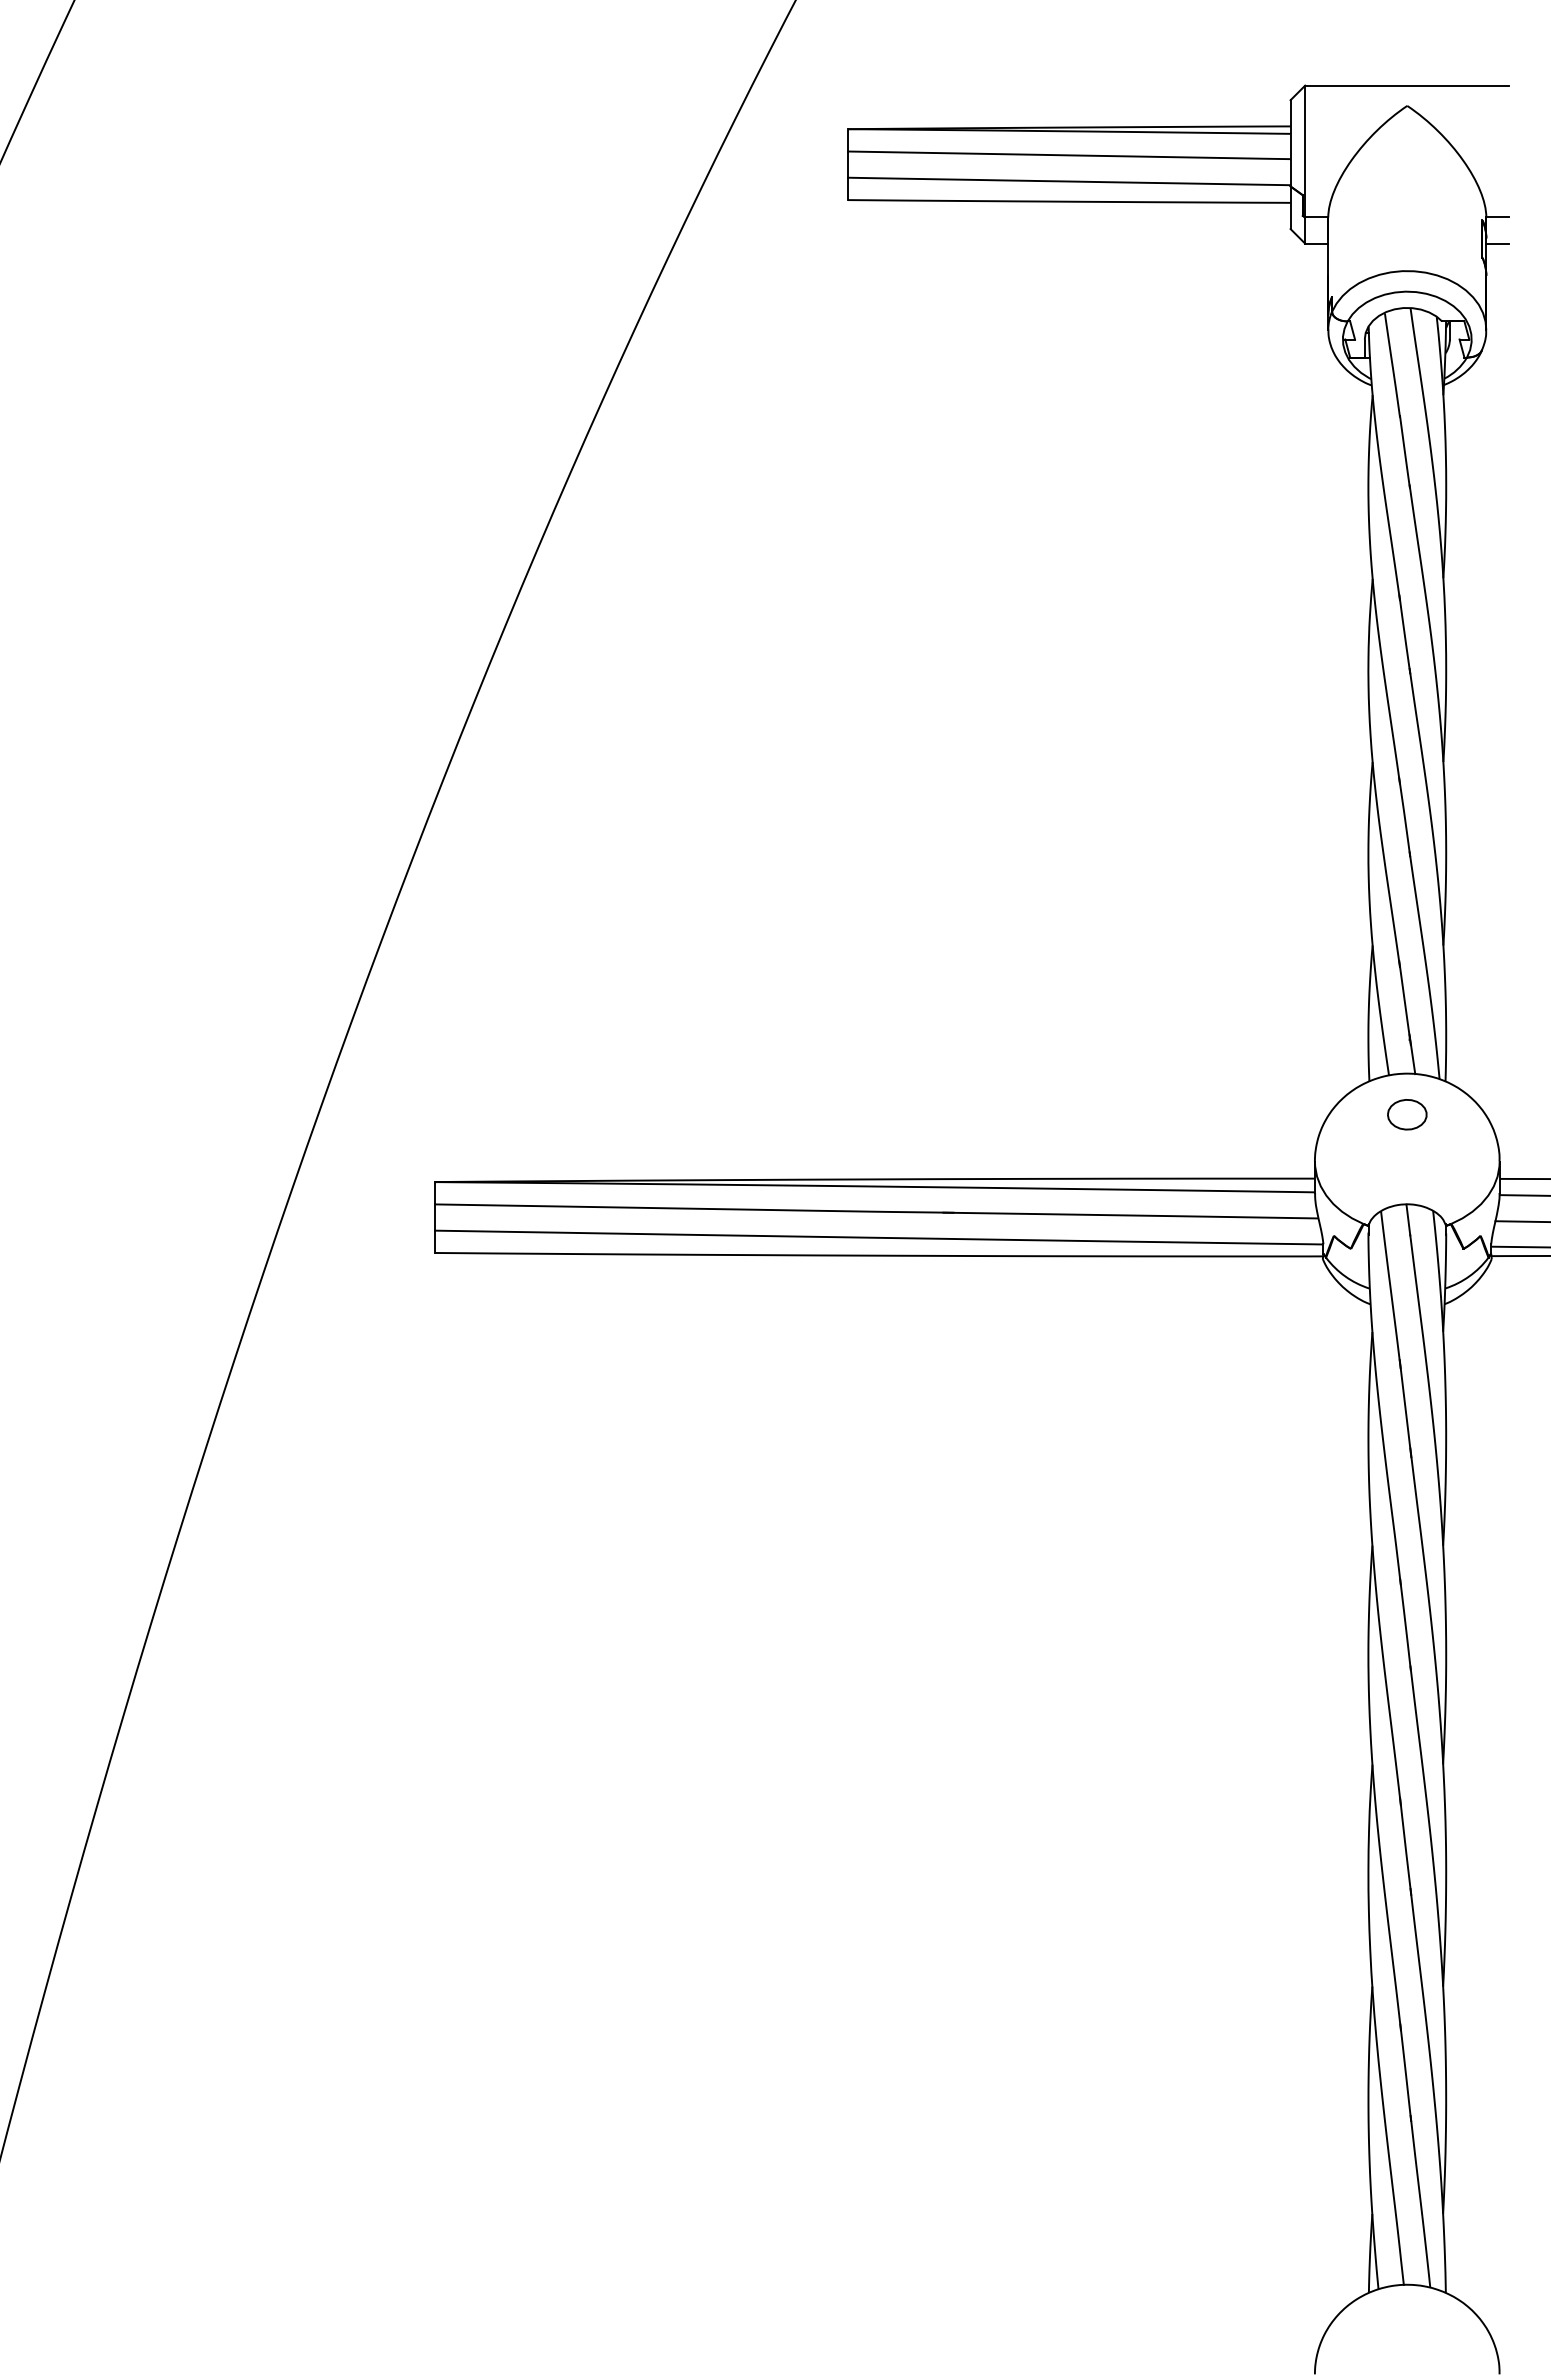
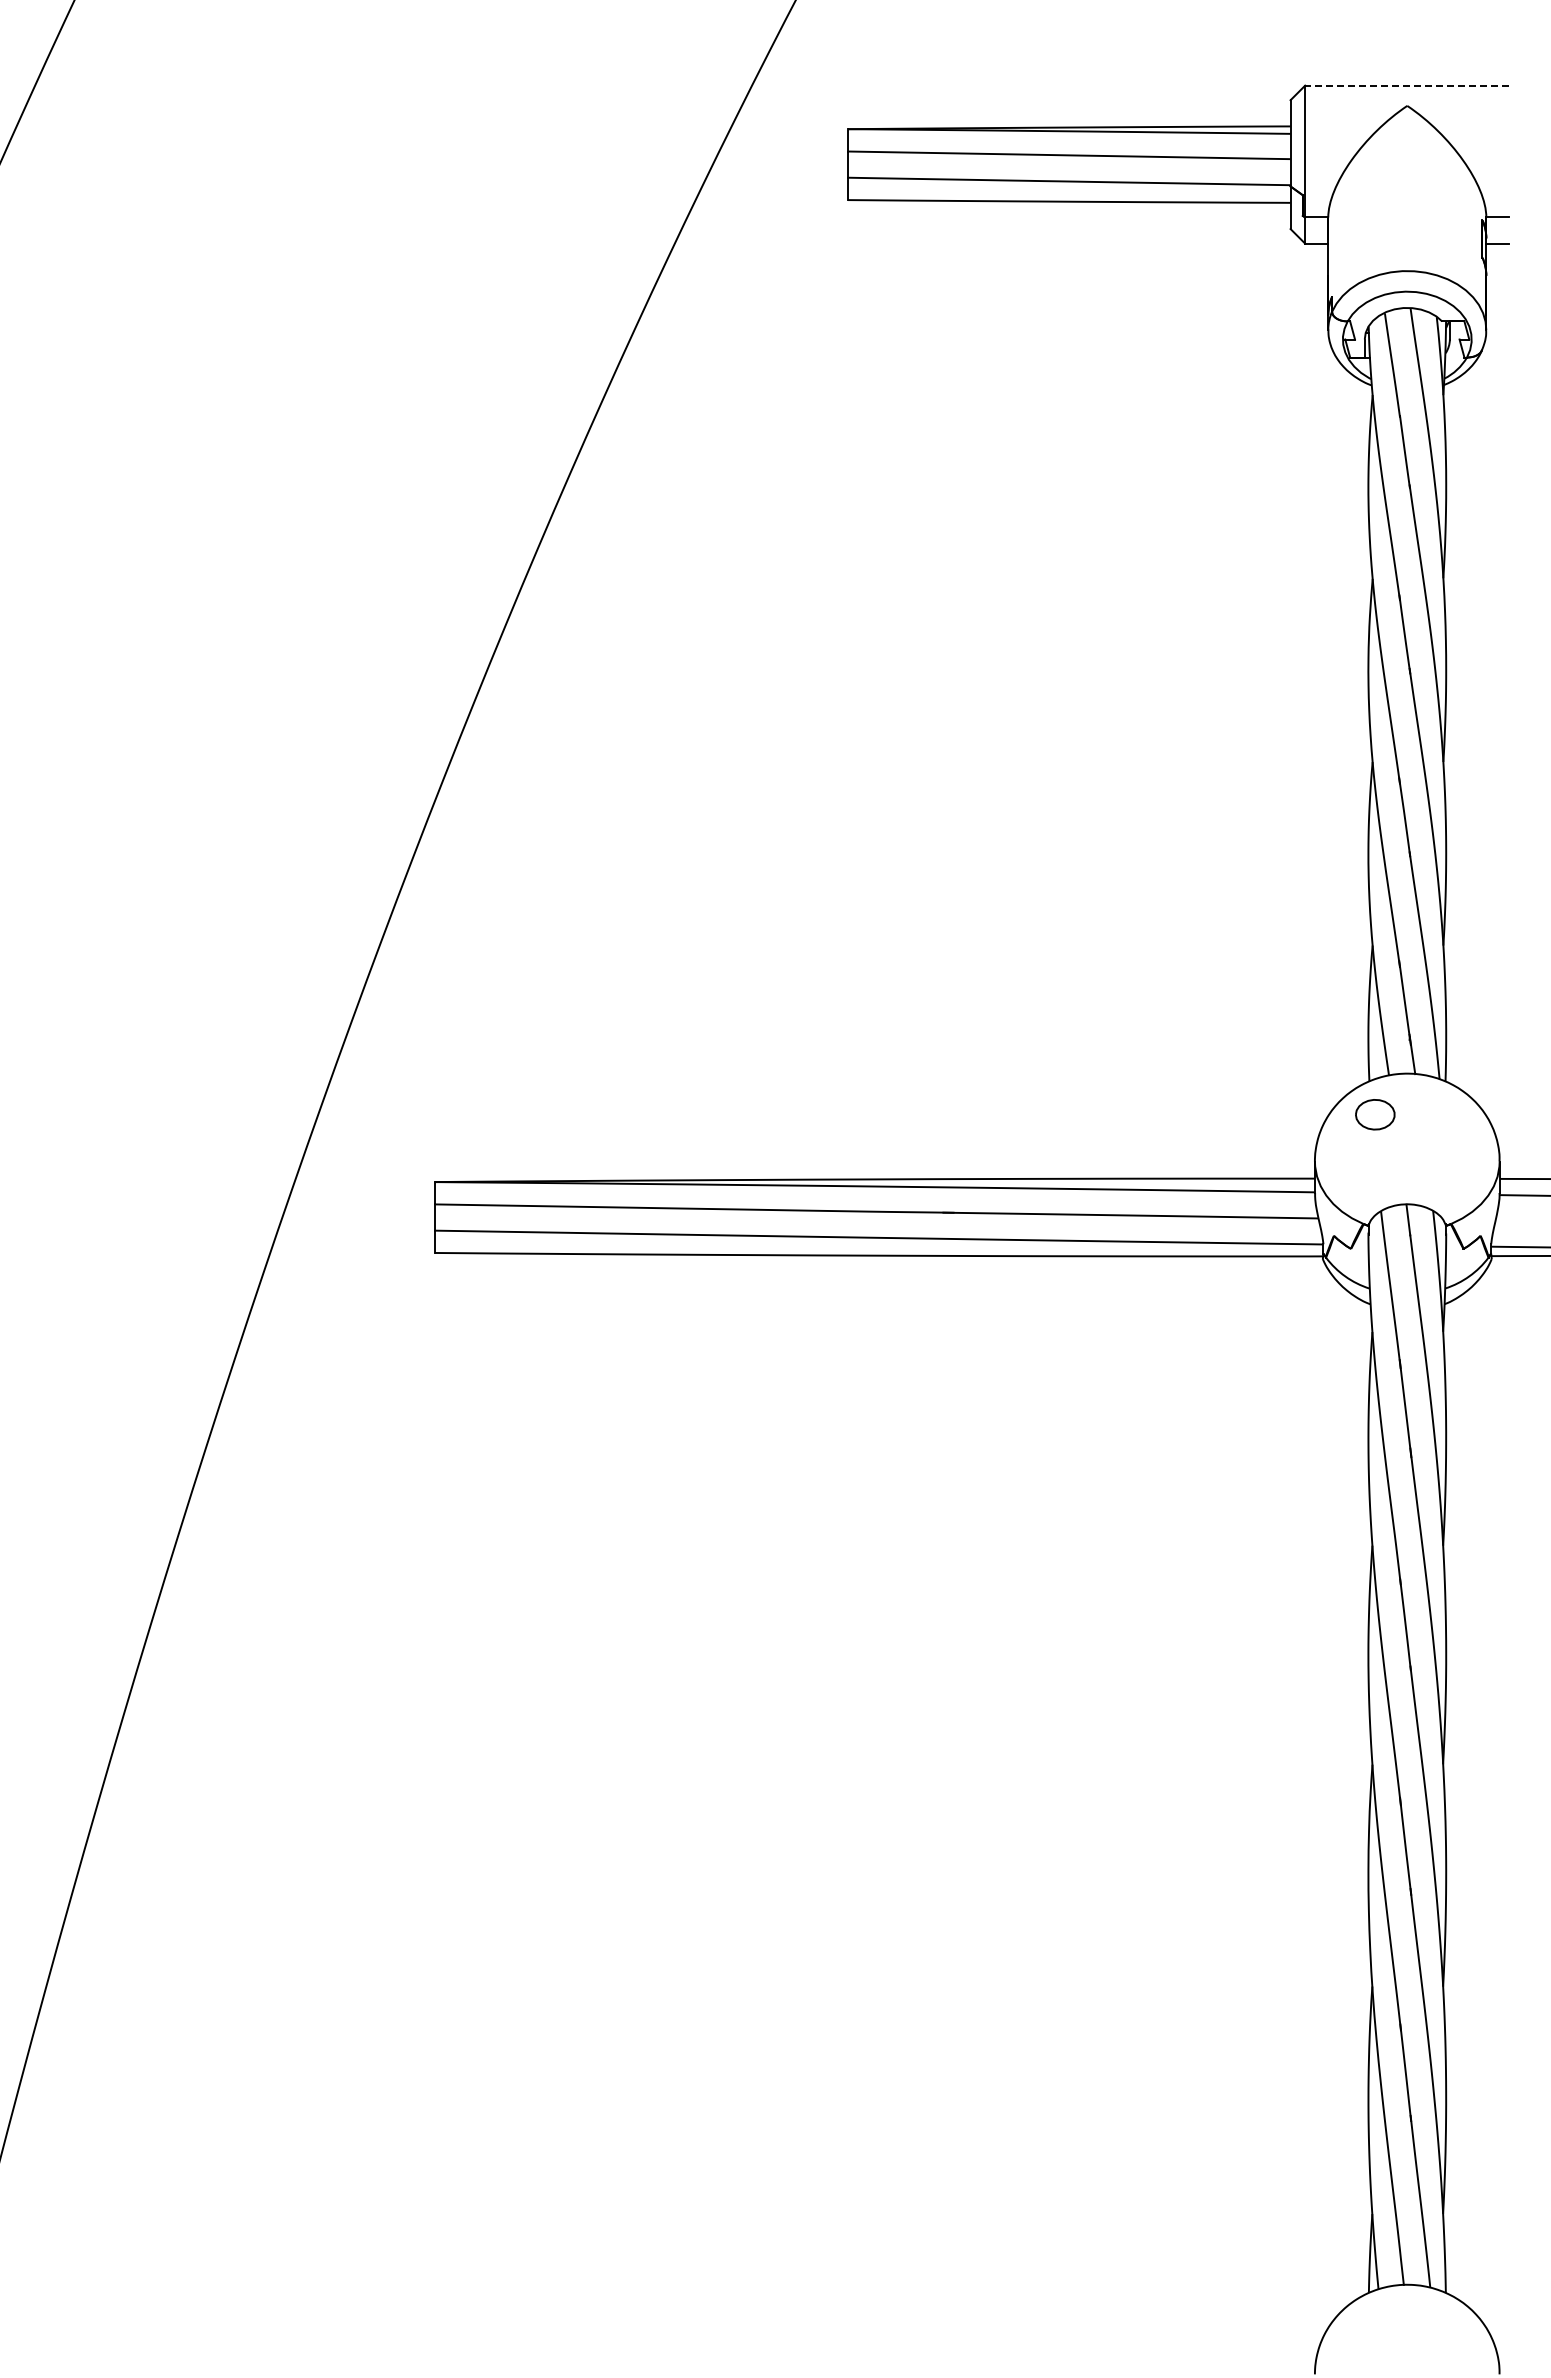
line: solid -> dashed (1406, 85)
part position: (1407, 1114) -> (1375, 1114) (1375, 1114)
line: present -> none (1521, 1221)
